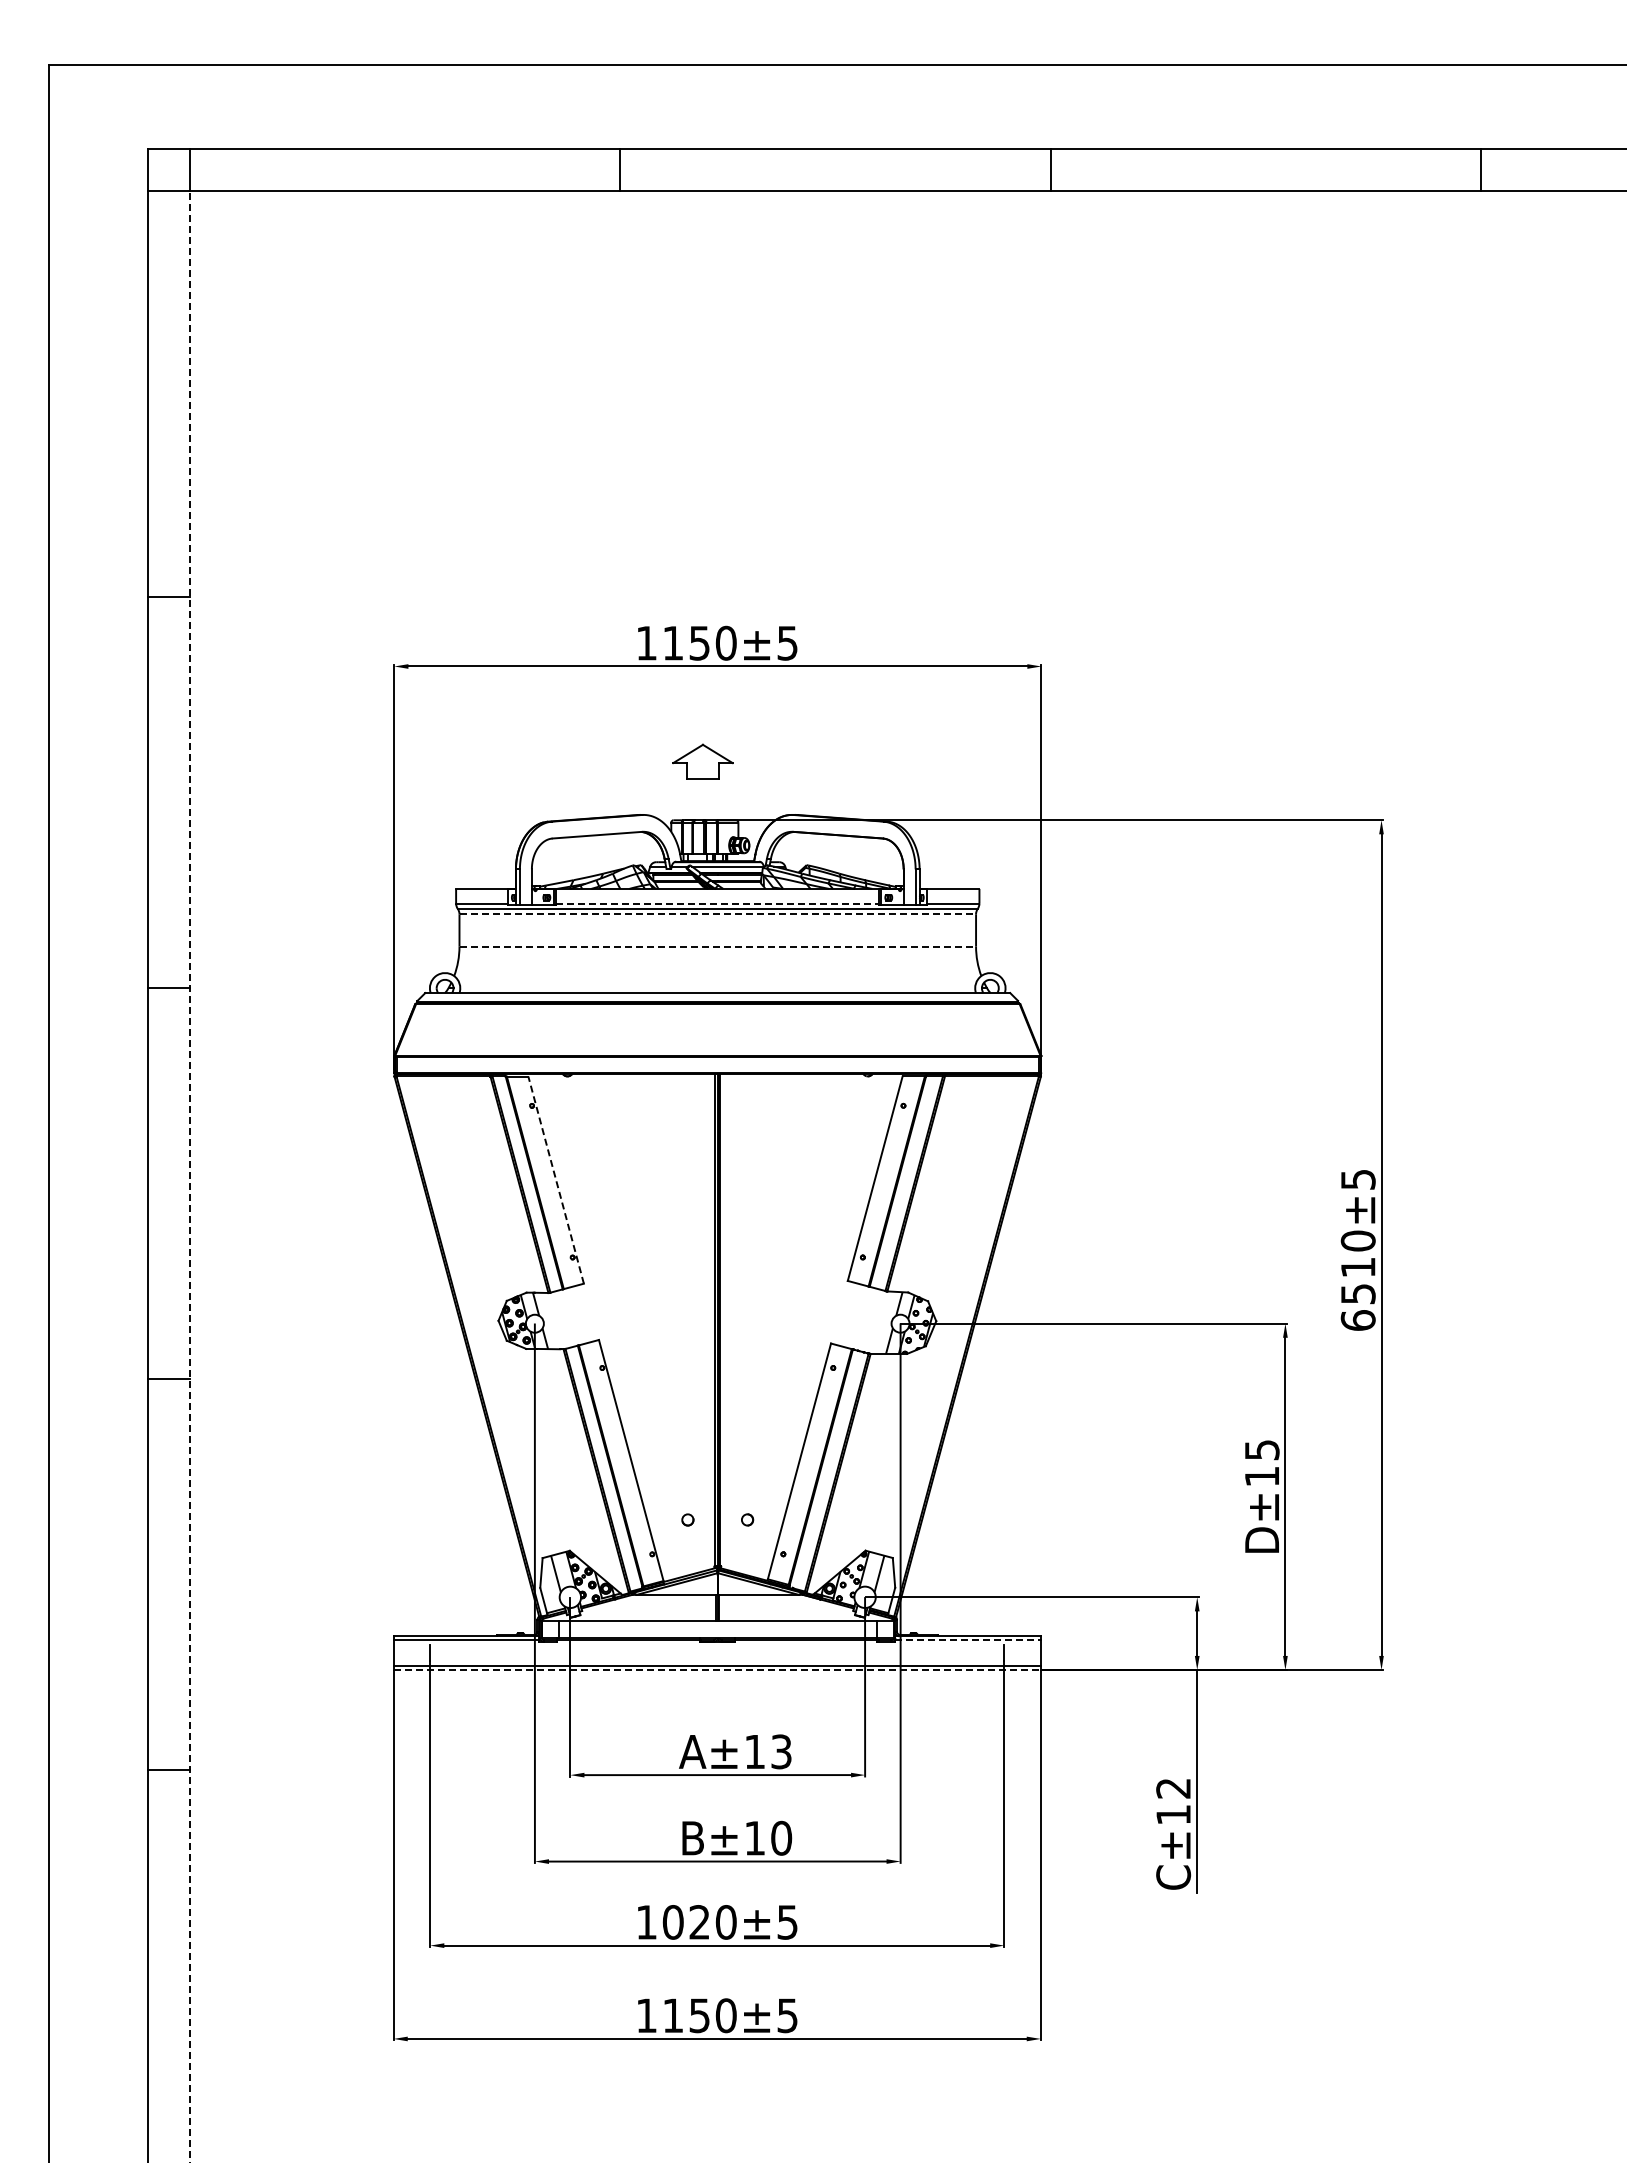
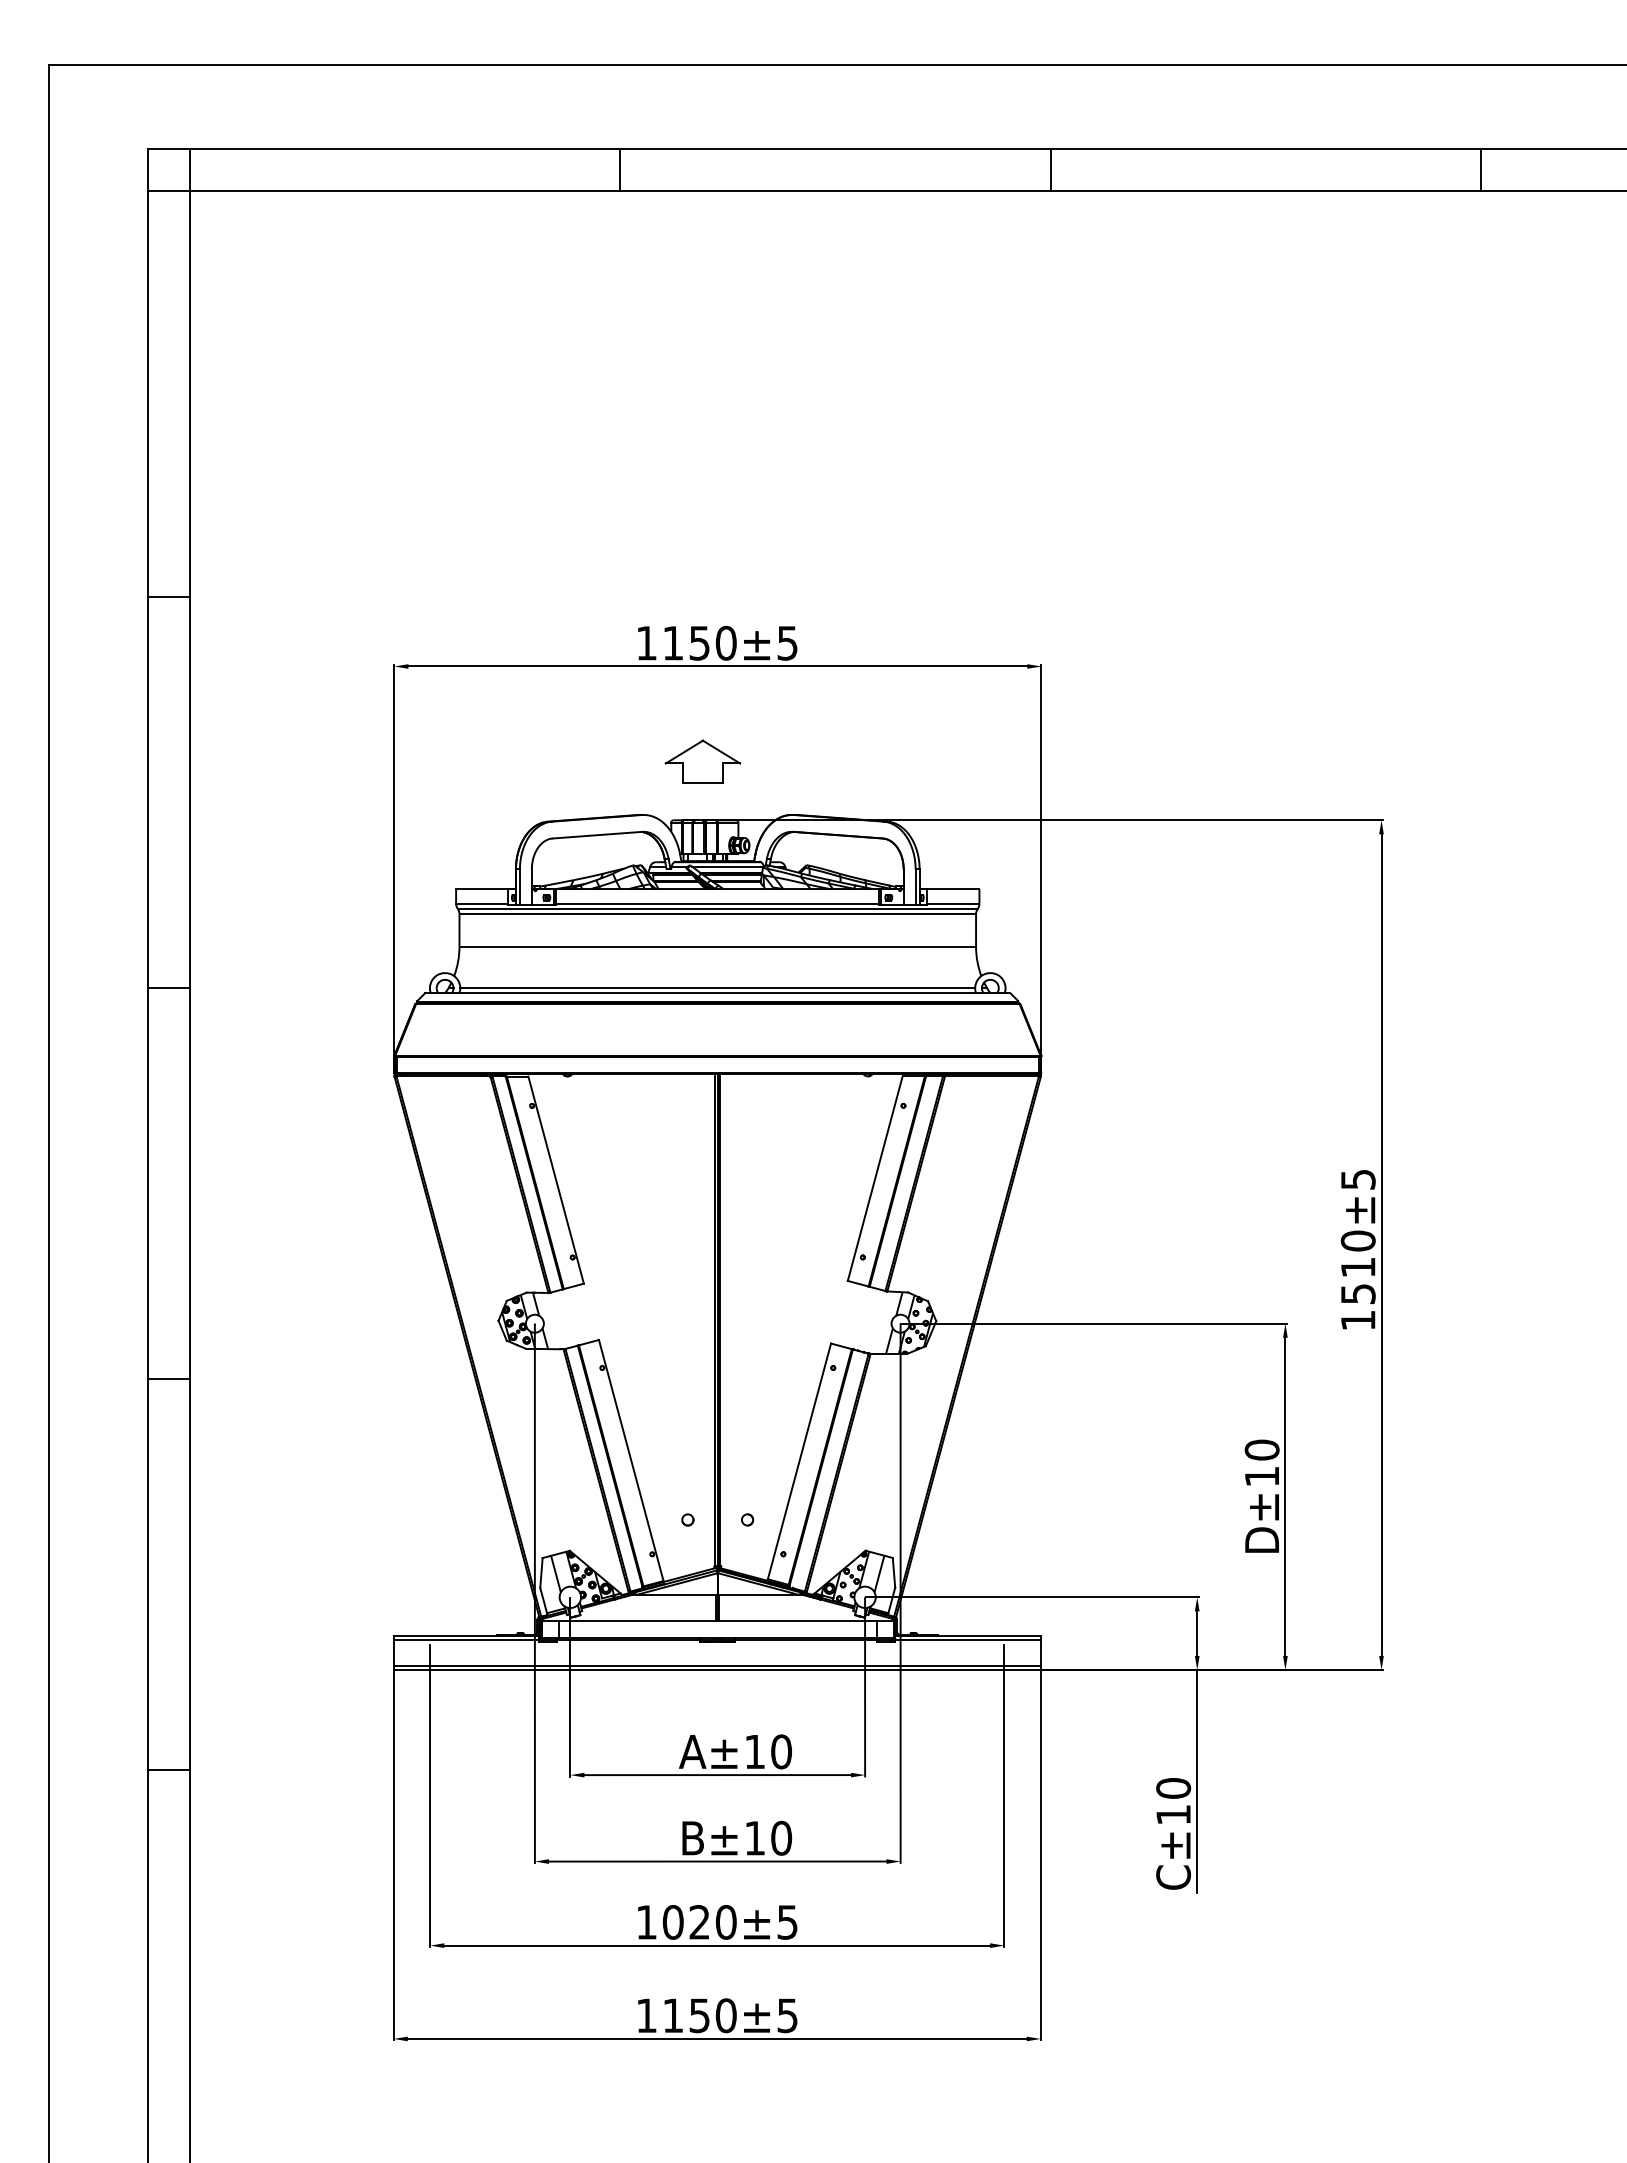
part size: 62x37 px -> 78x45 px (702, 761)
line: dashed -> solid (717, 903)
line: dashed -> solid (718, 914)
line: dashed -> solid (718, 946)
line: none -> present (717, 987)
line: dashed -> solid (189, 1176)
line: dashed -> solid (556, 1179)
text: 6510±5 -> 1510±5 (1357, 1320)
text: D±15 -> D±10 (1261, 1449)
line: dashed -> solid (968, 1640)
line: dashed -> solid (717, 1670)
text: A±13 -> A±10 (781, 1751)
text: C±12 -> C±10 (1173, 1788)
